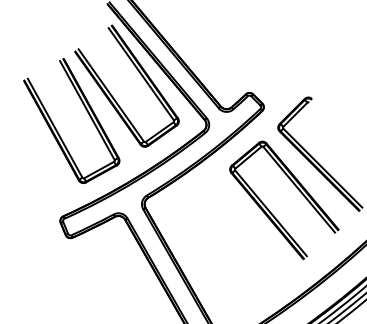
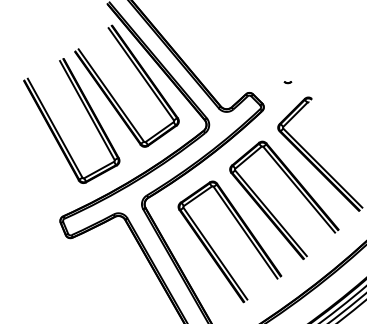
part: none -> present (287, 82)
part: none -> present (242, 230)
